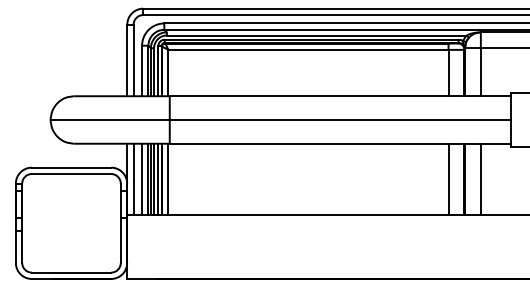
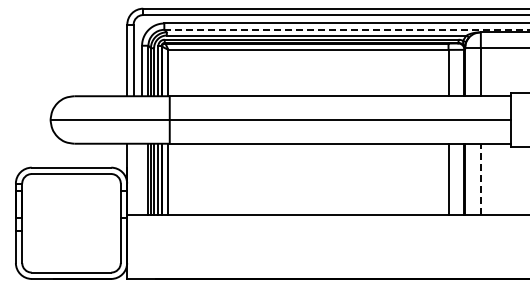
line: solid -> dashed (347, 29)
line: present -> none (133, 179)
line: present -> none (142, 179)
line: solid -> dashed (480, 179)
